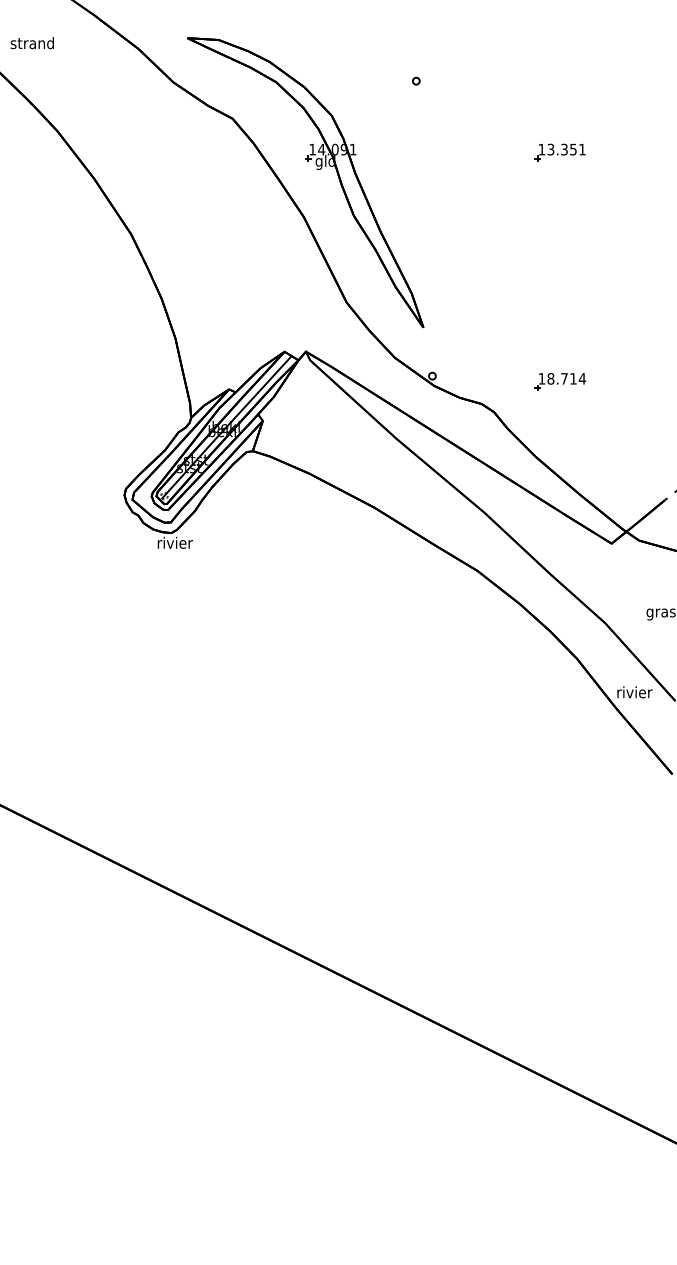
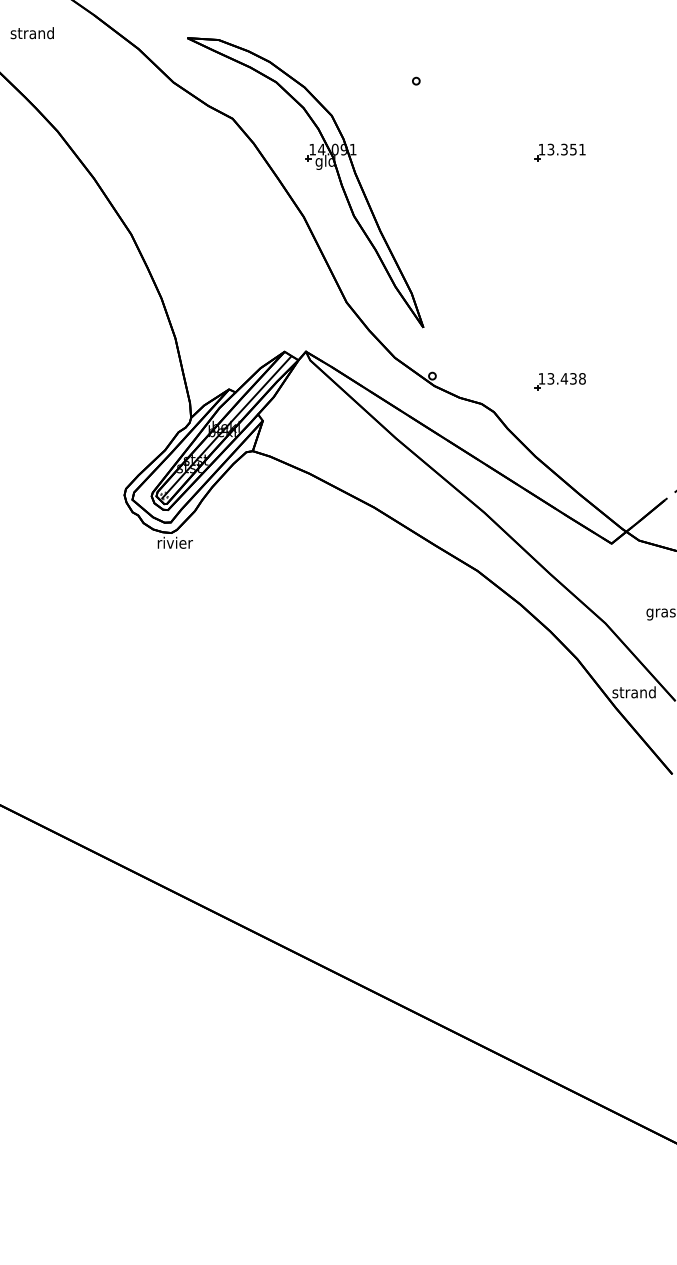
text position: (31, 43) -> (31, 33) (31, 33)
text: 18.714 -> 13.438 (566, 378)
text: rivier -> strand (633, 692)
